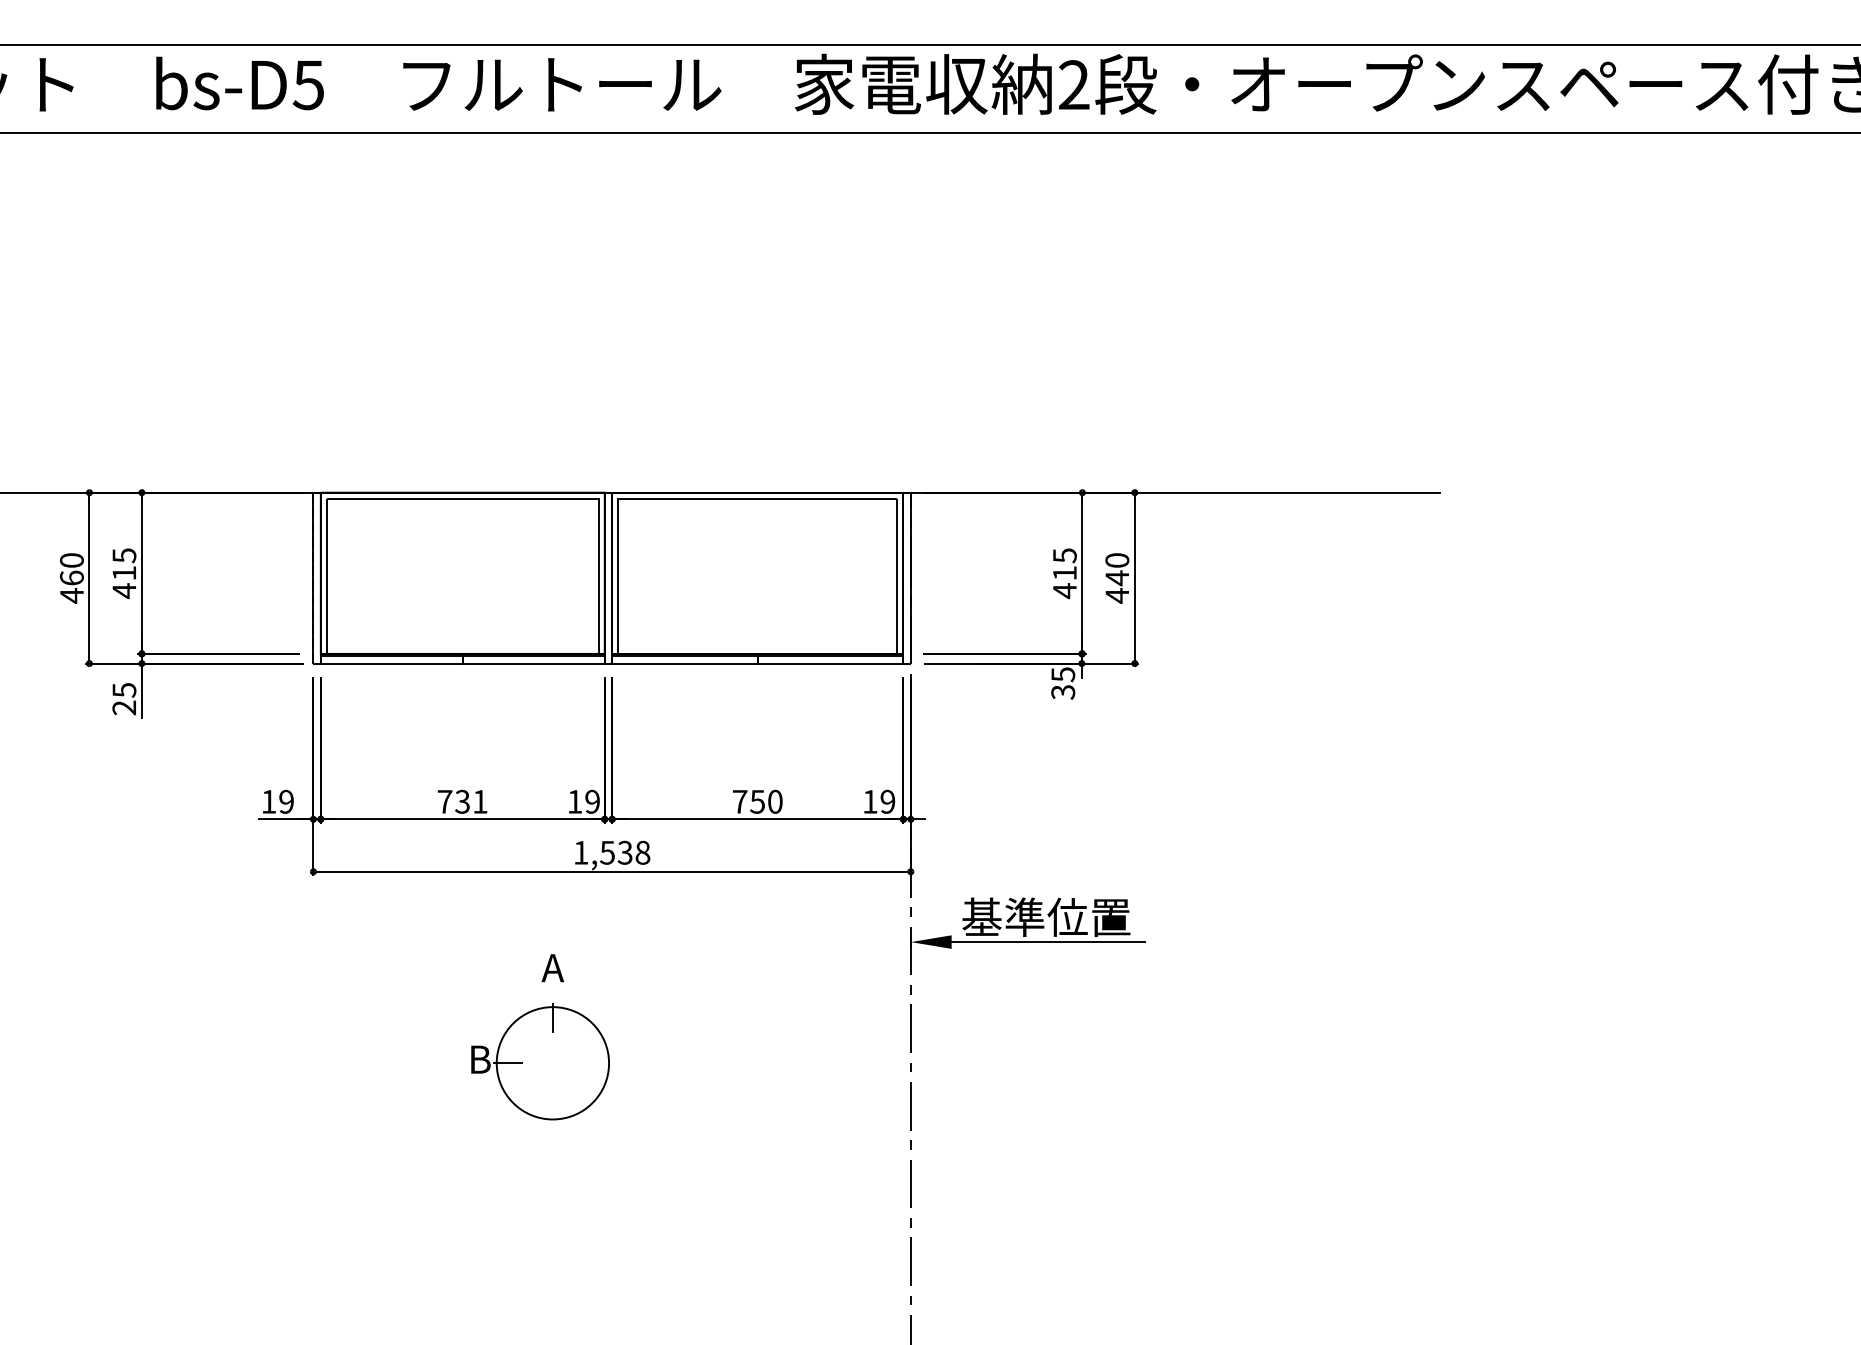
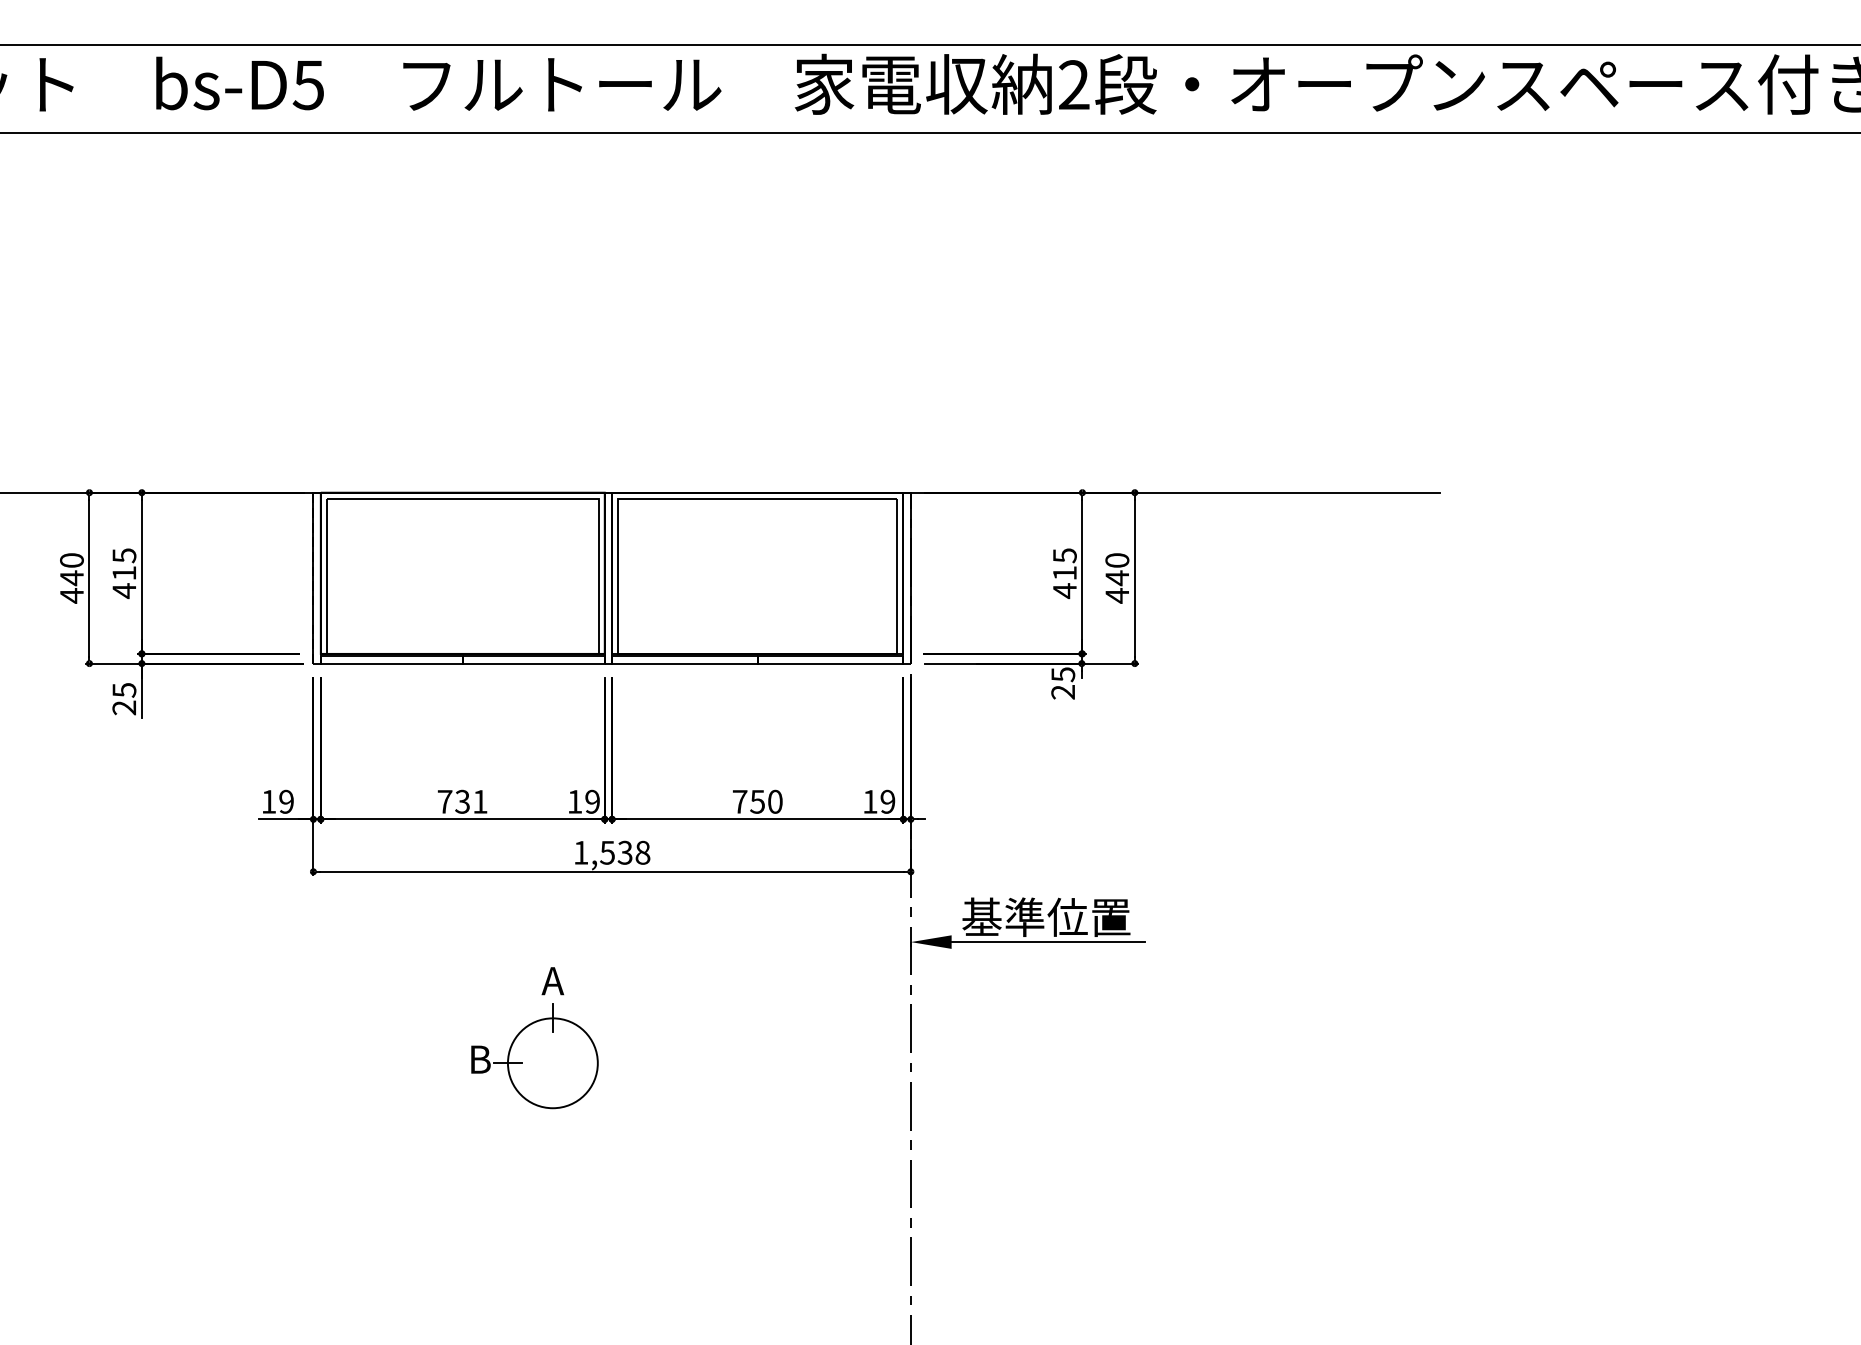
text: 460 -> 440 (71, 578)
text: 35 -> 25 (1063, 692)
text position: (552, 968) -> (552, 981) (552, 981)
circle diameter: 112 px -> 90 px (552, 1063)
